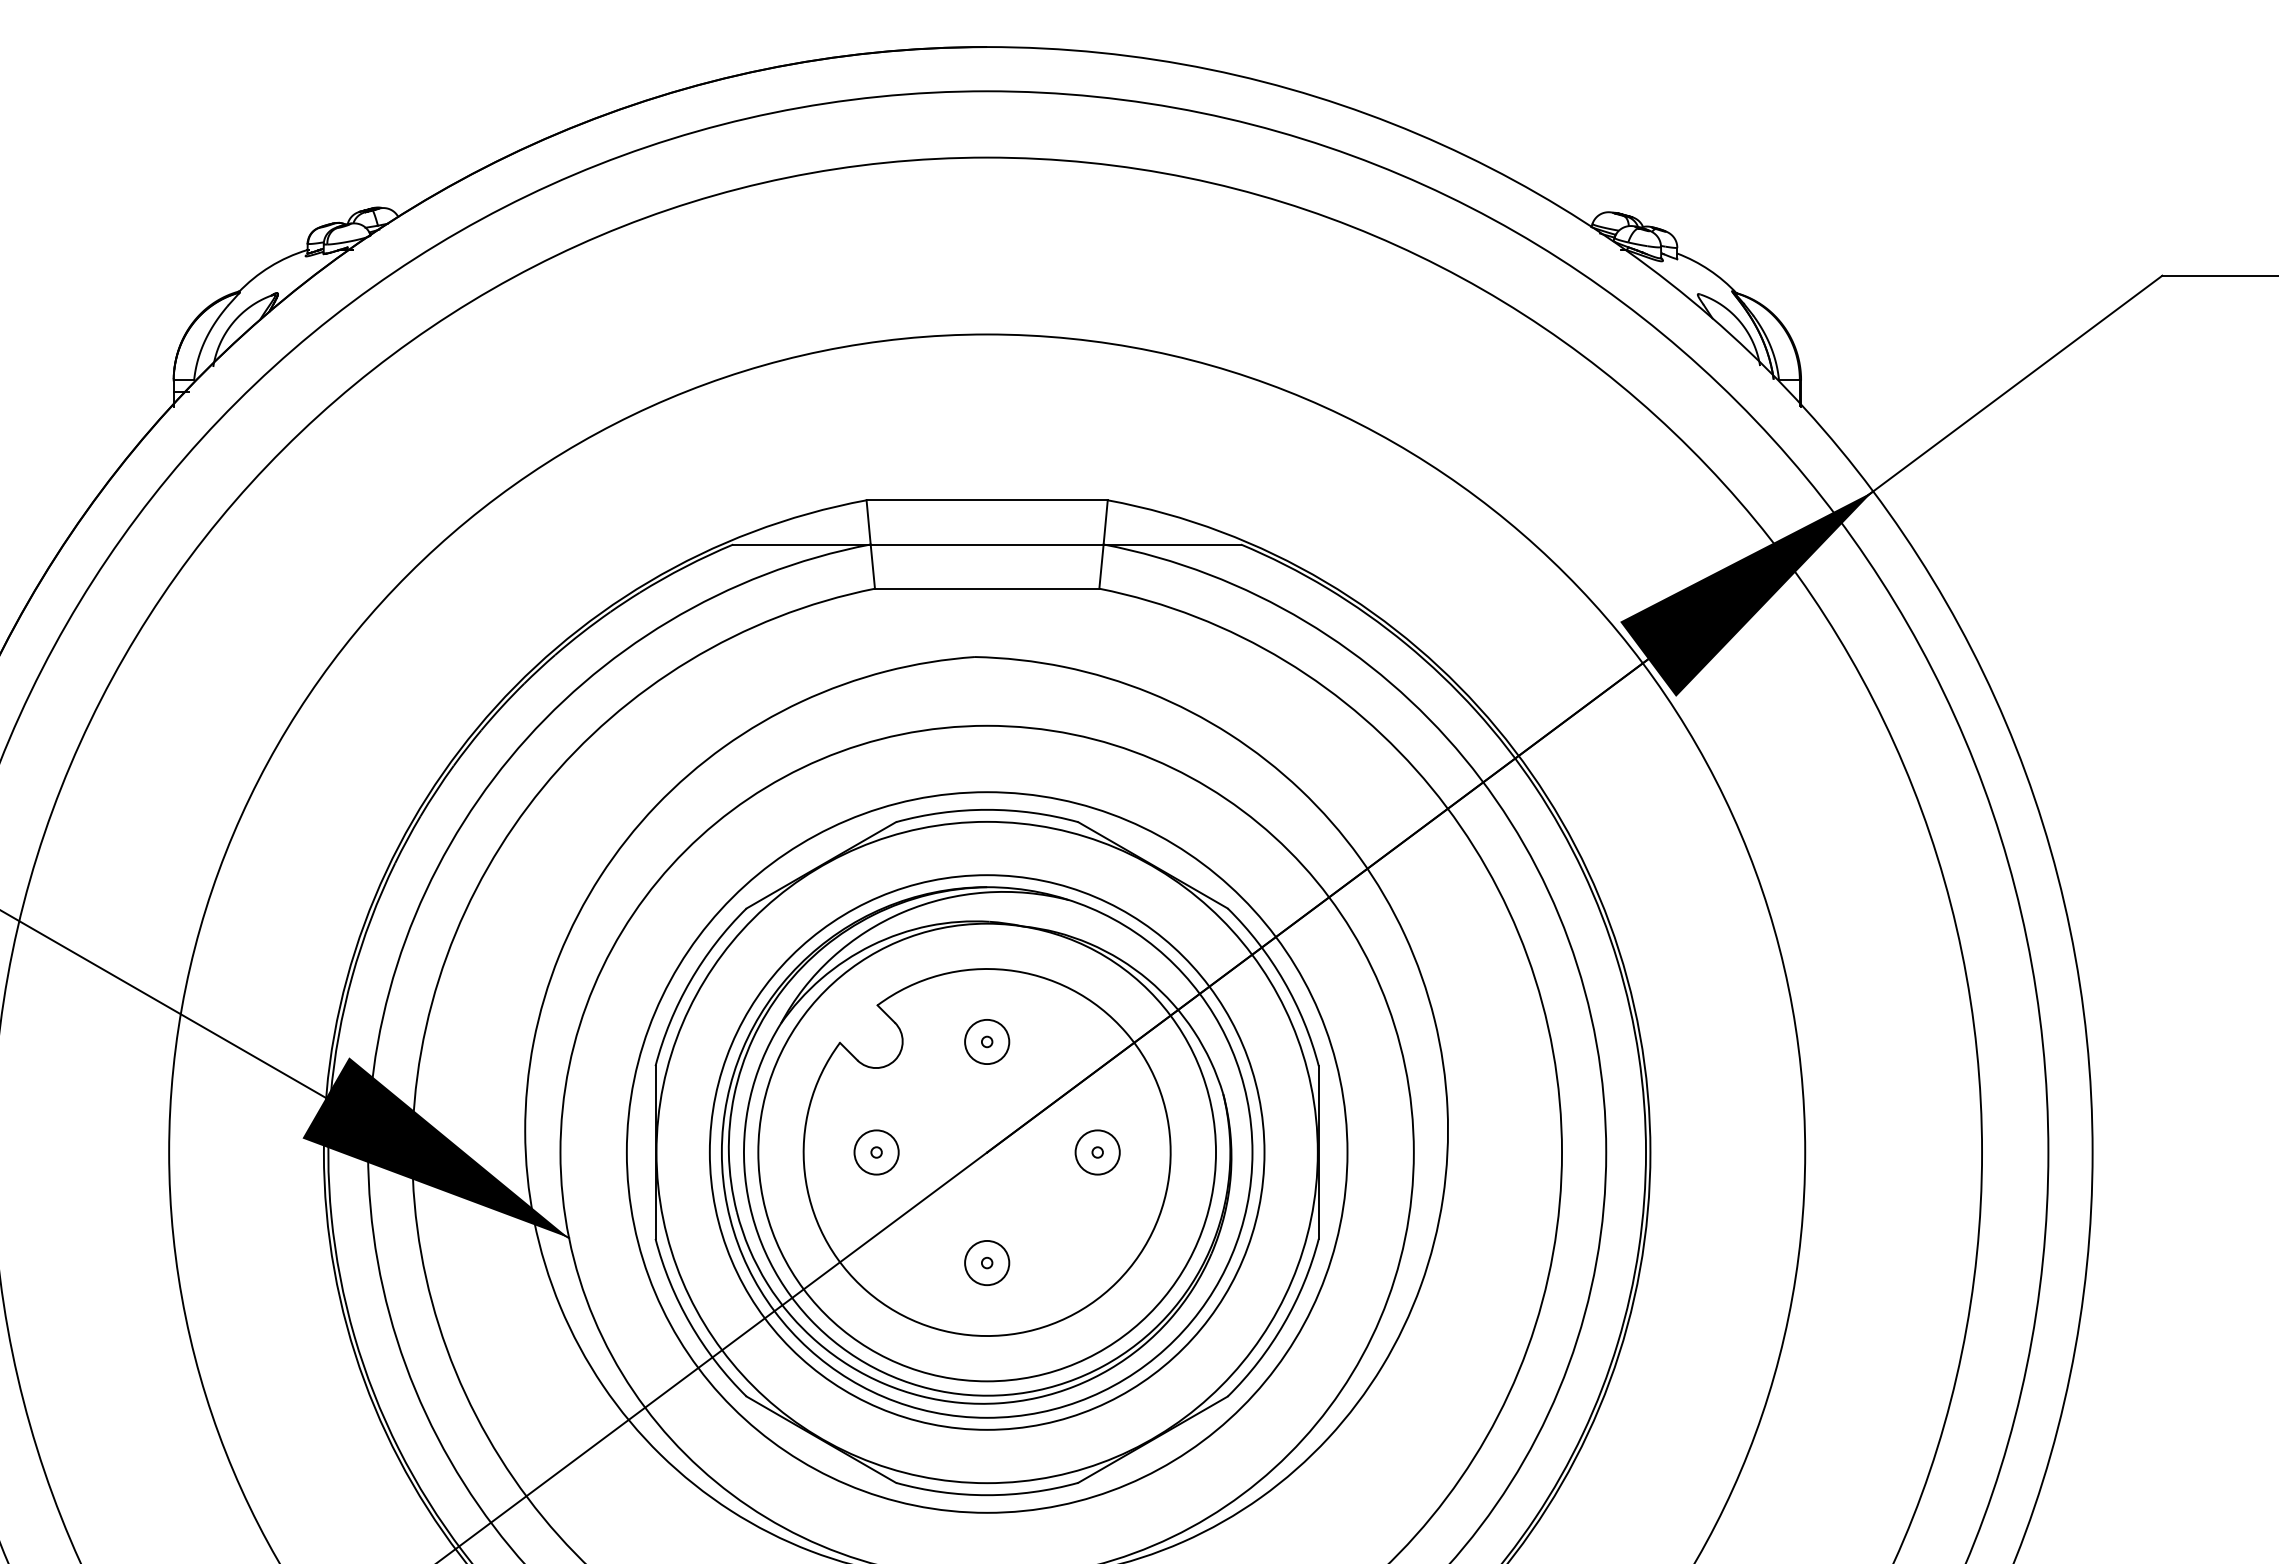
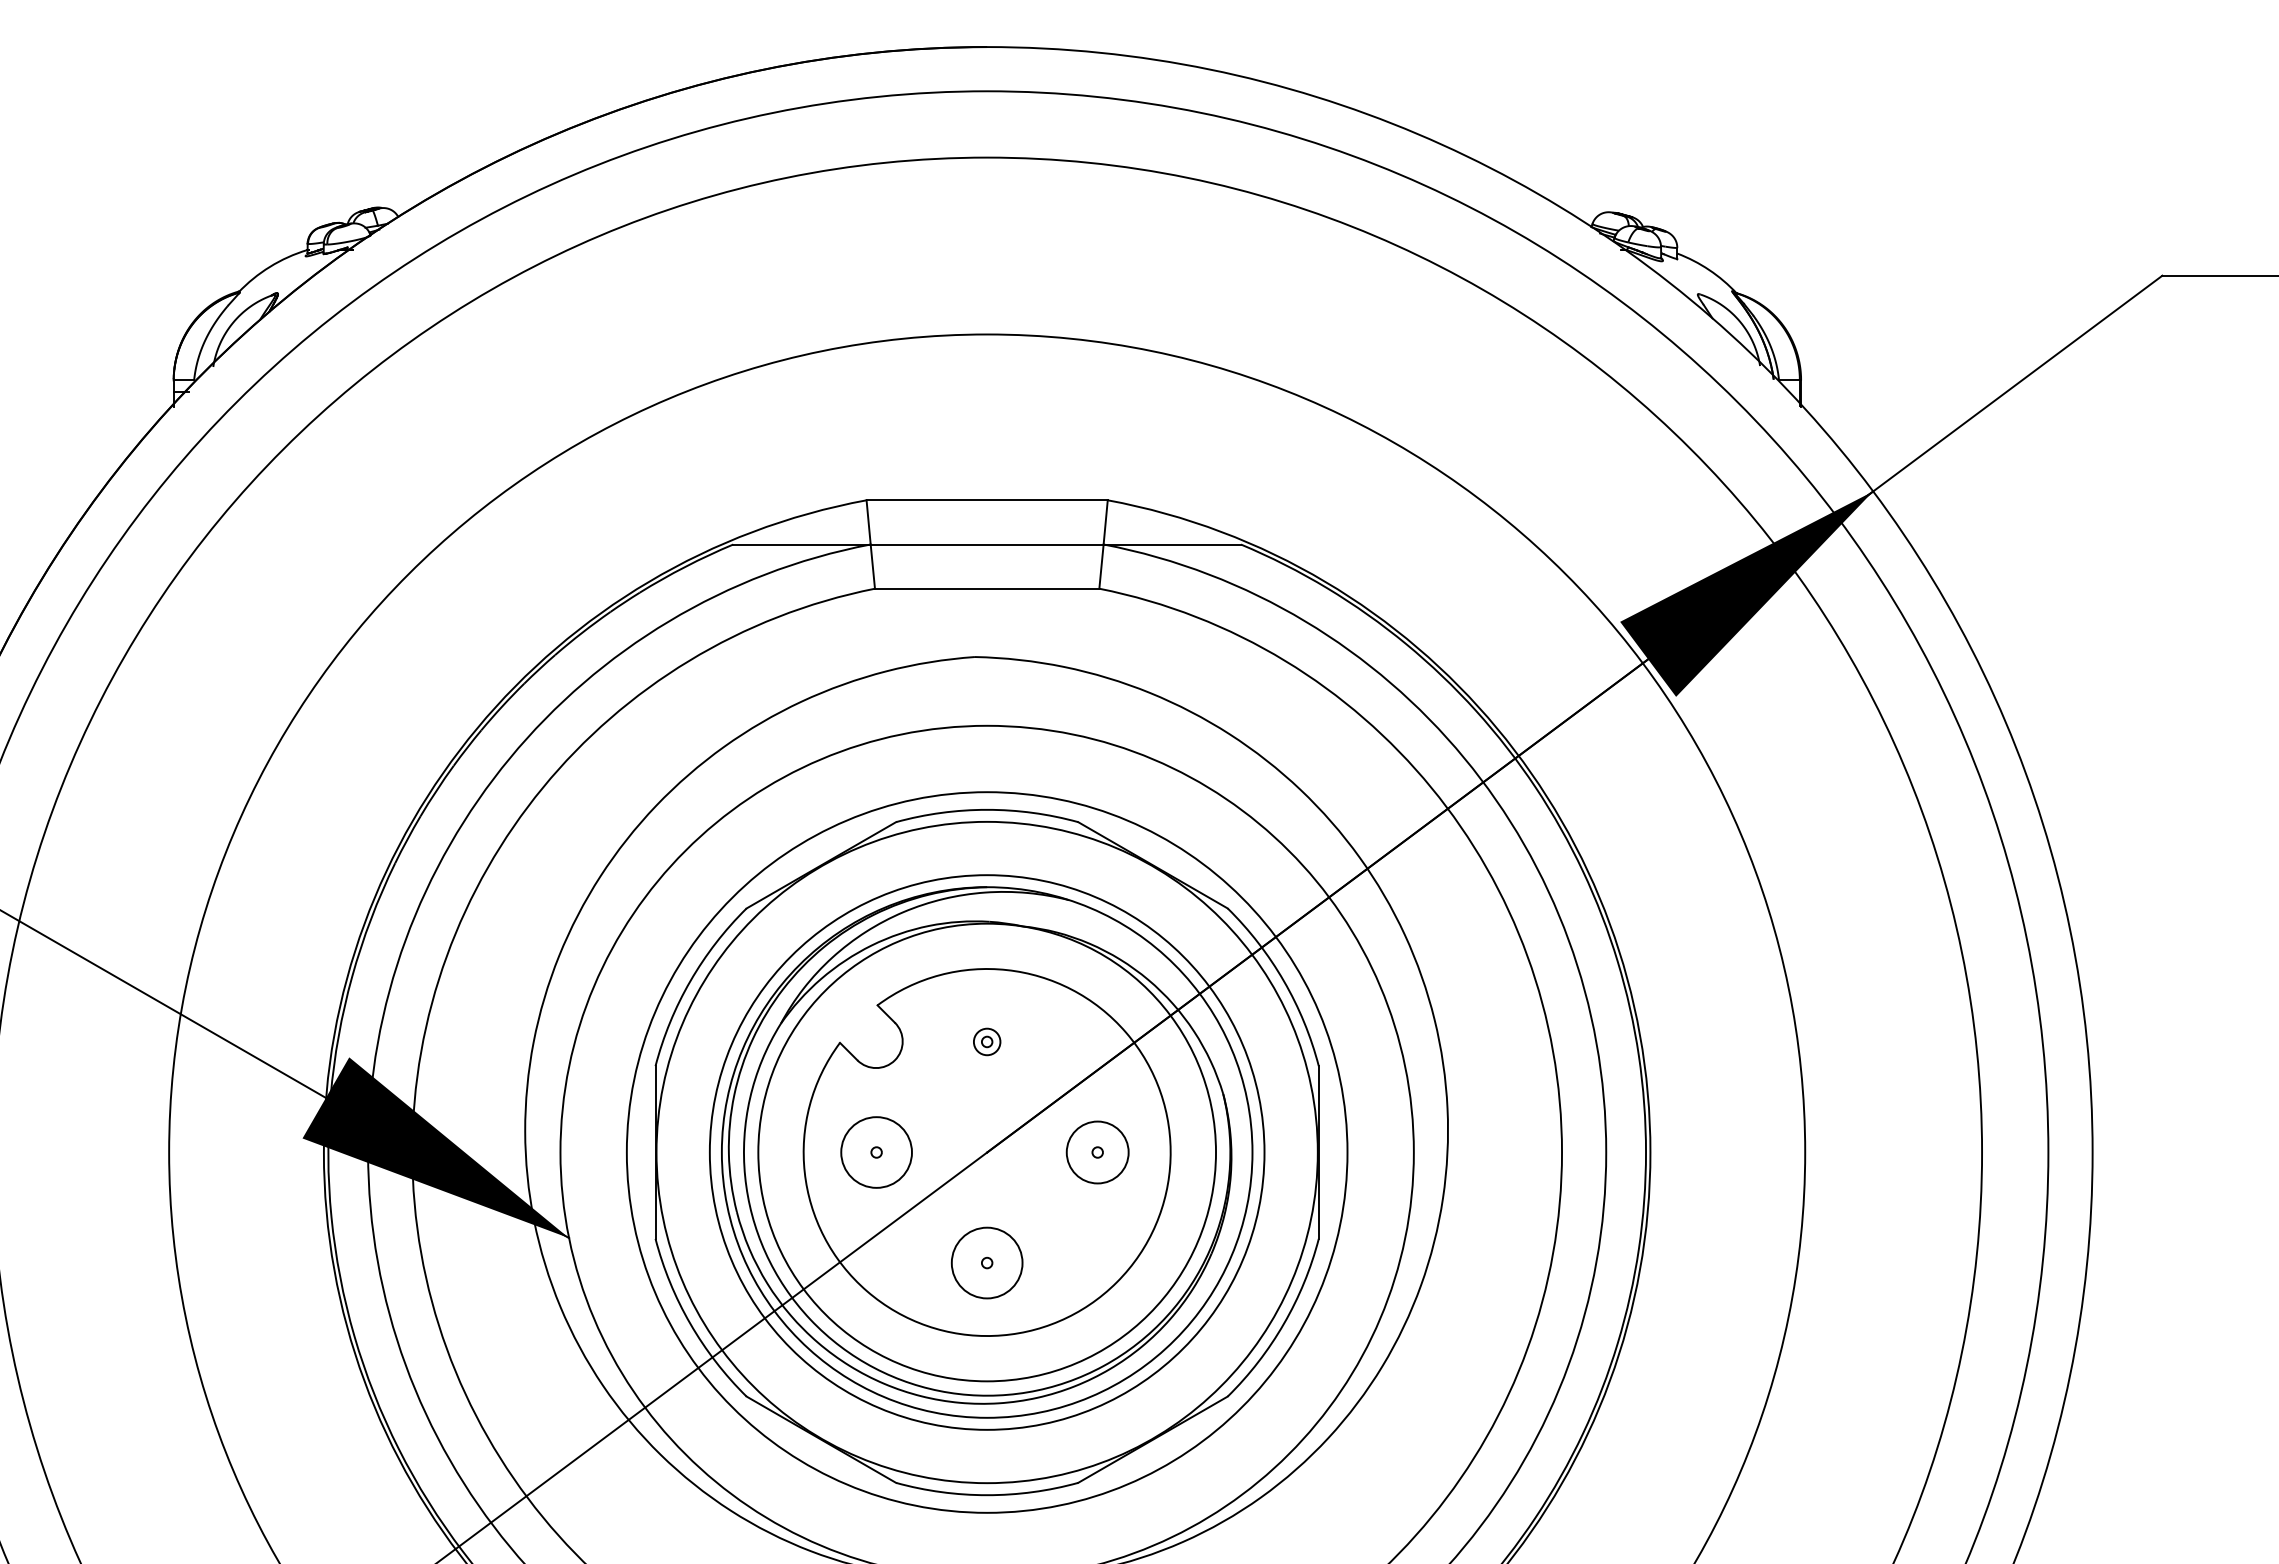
circle diameter: 44 px -> 27 px (986, 1041)
circle diameter: 44 px -> 71 px (876, 1152)
circle diameter: 44 px -> 62 px (1097, 1152)
circle diameter: 44 px -> 71 px (986, 1262)
